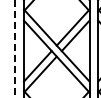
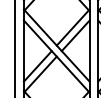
line: dashed -> solid (15, 49)
